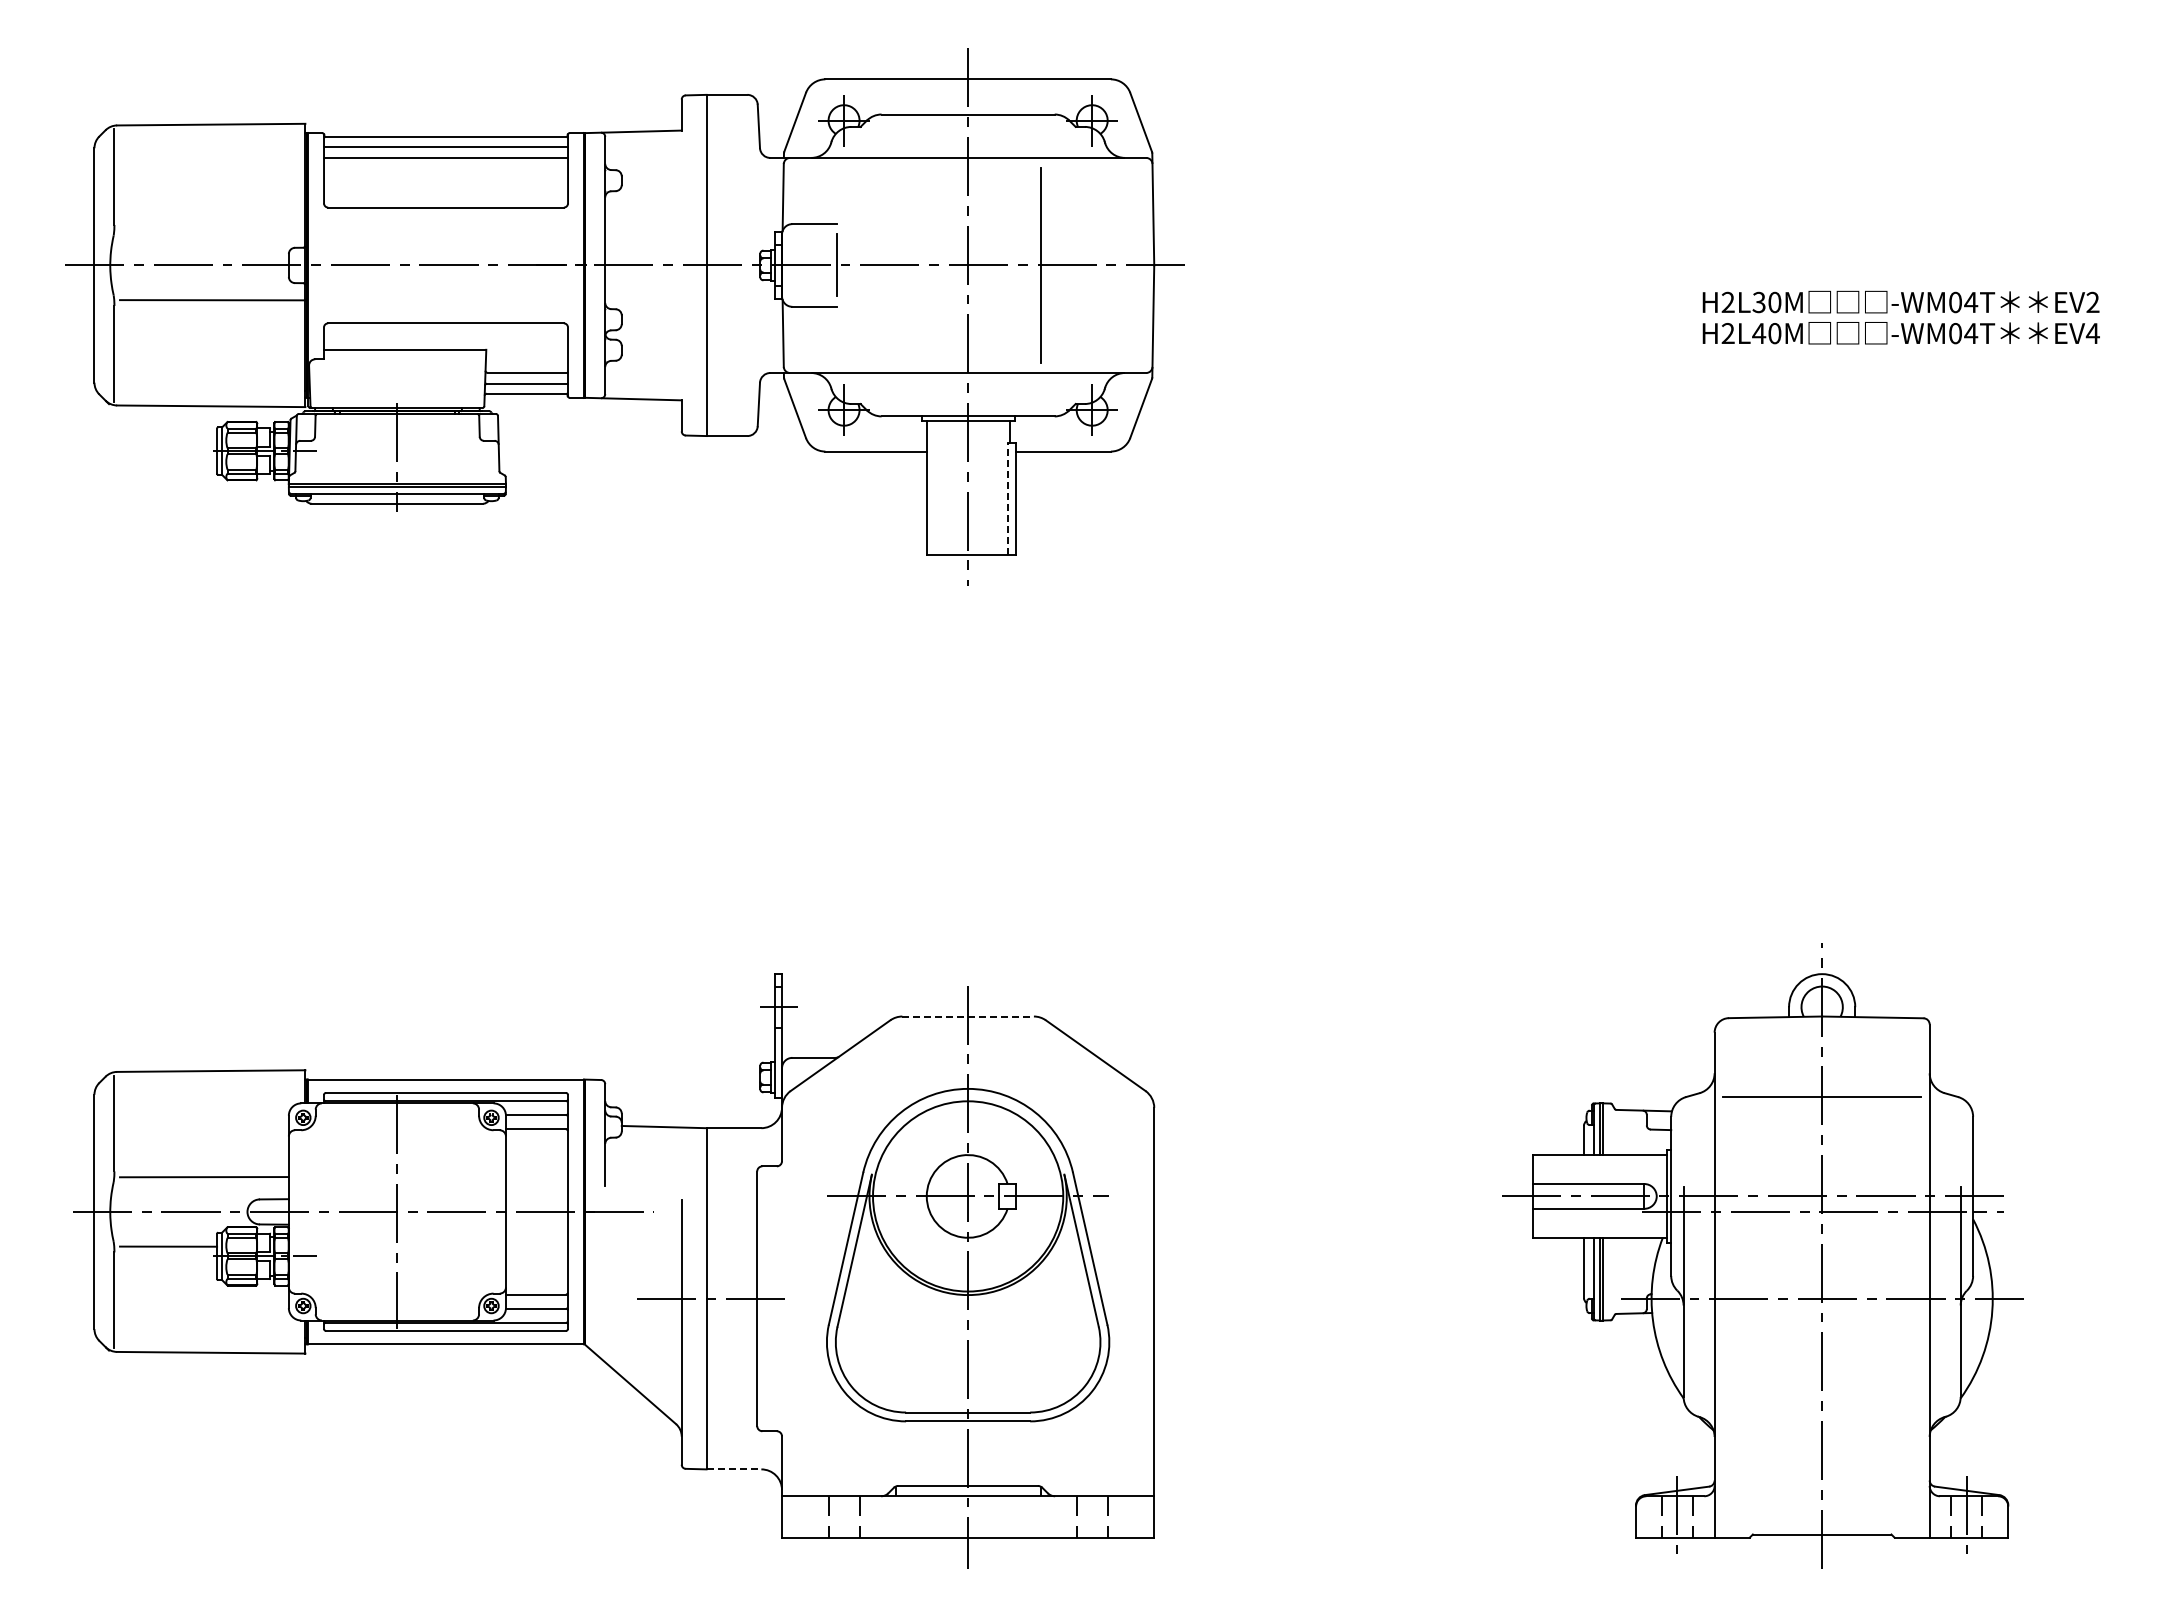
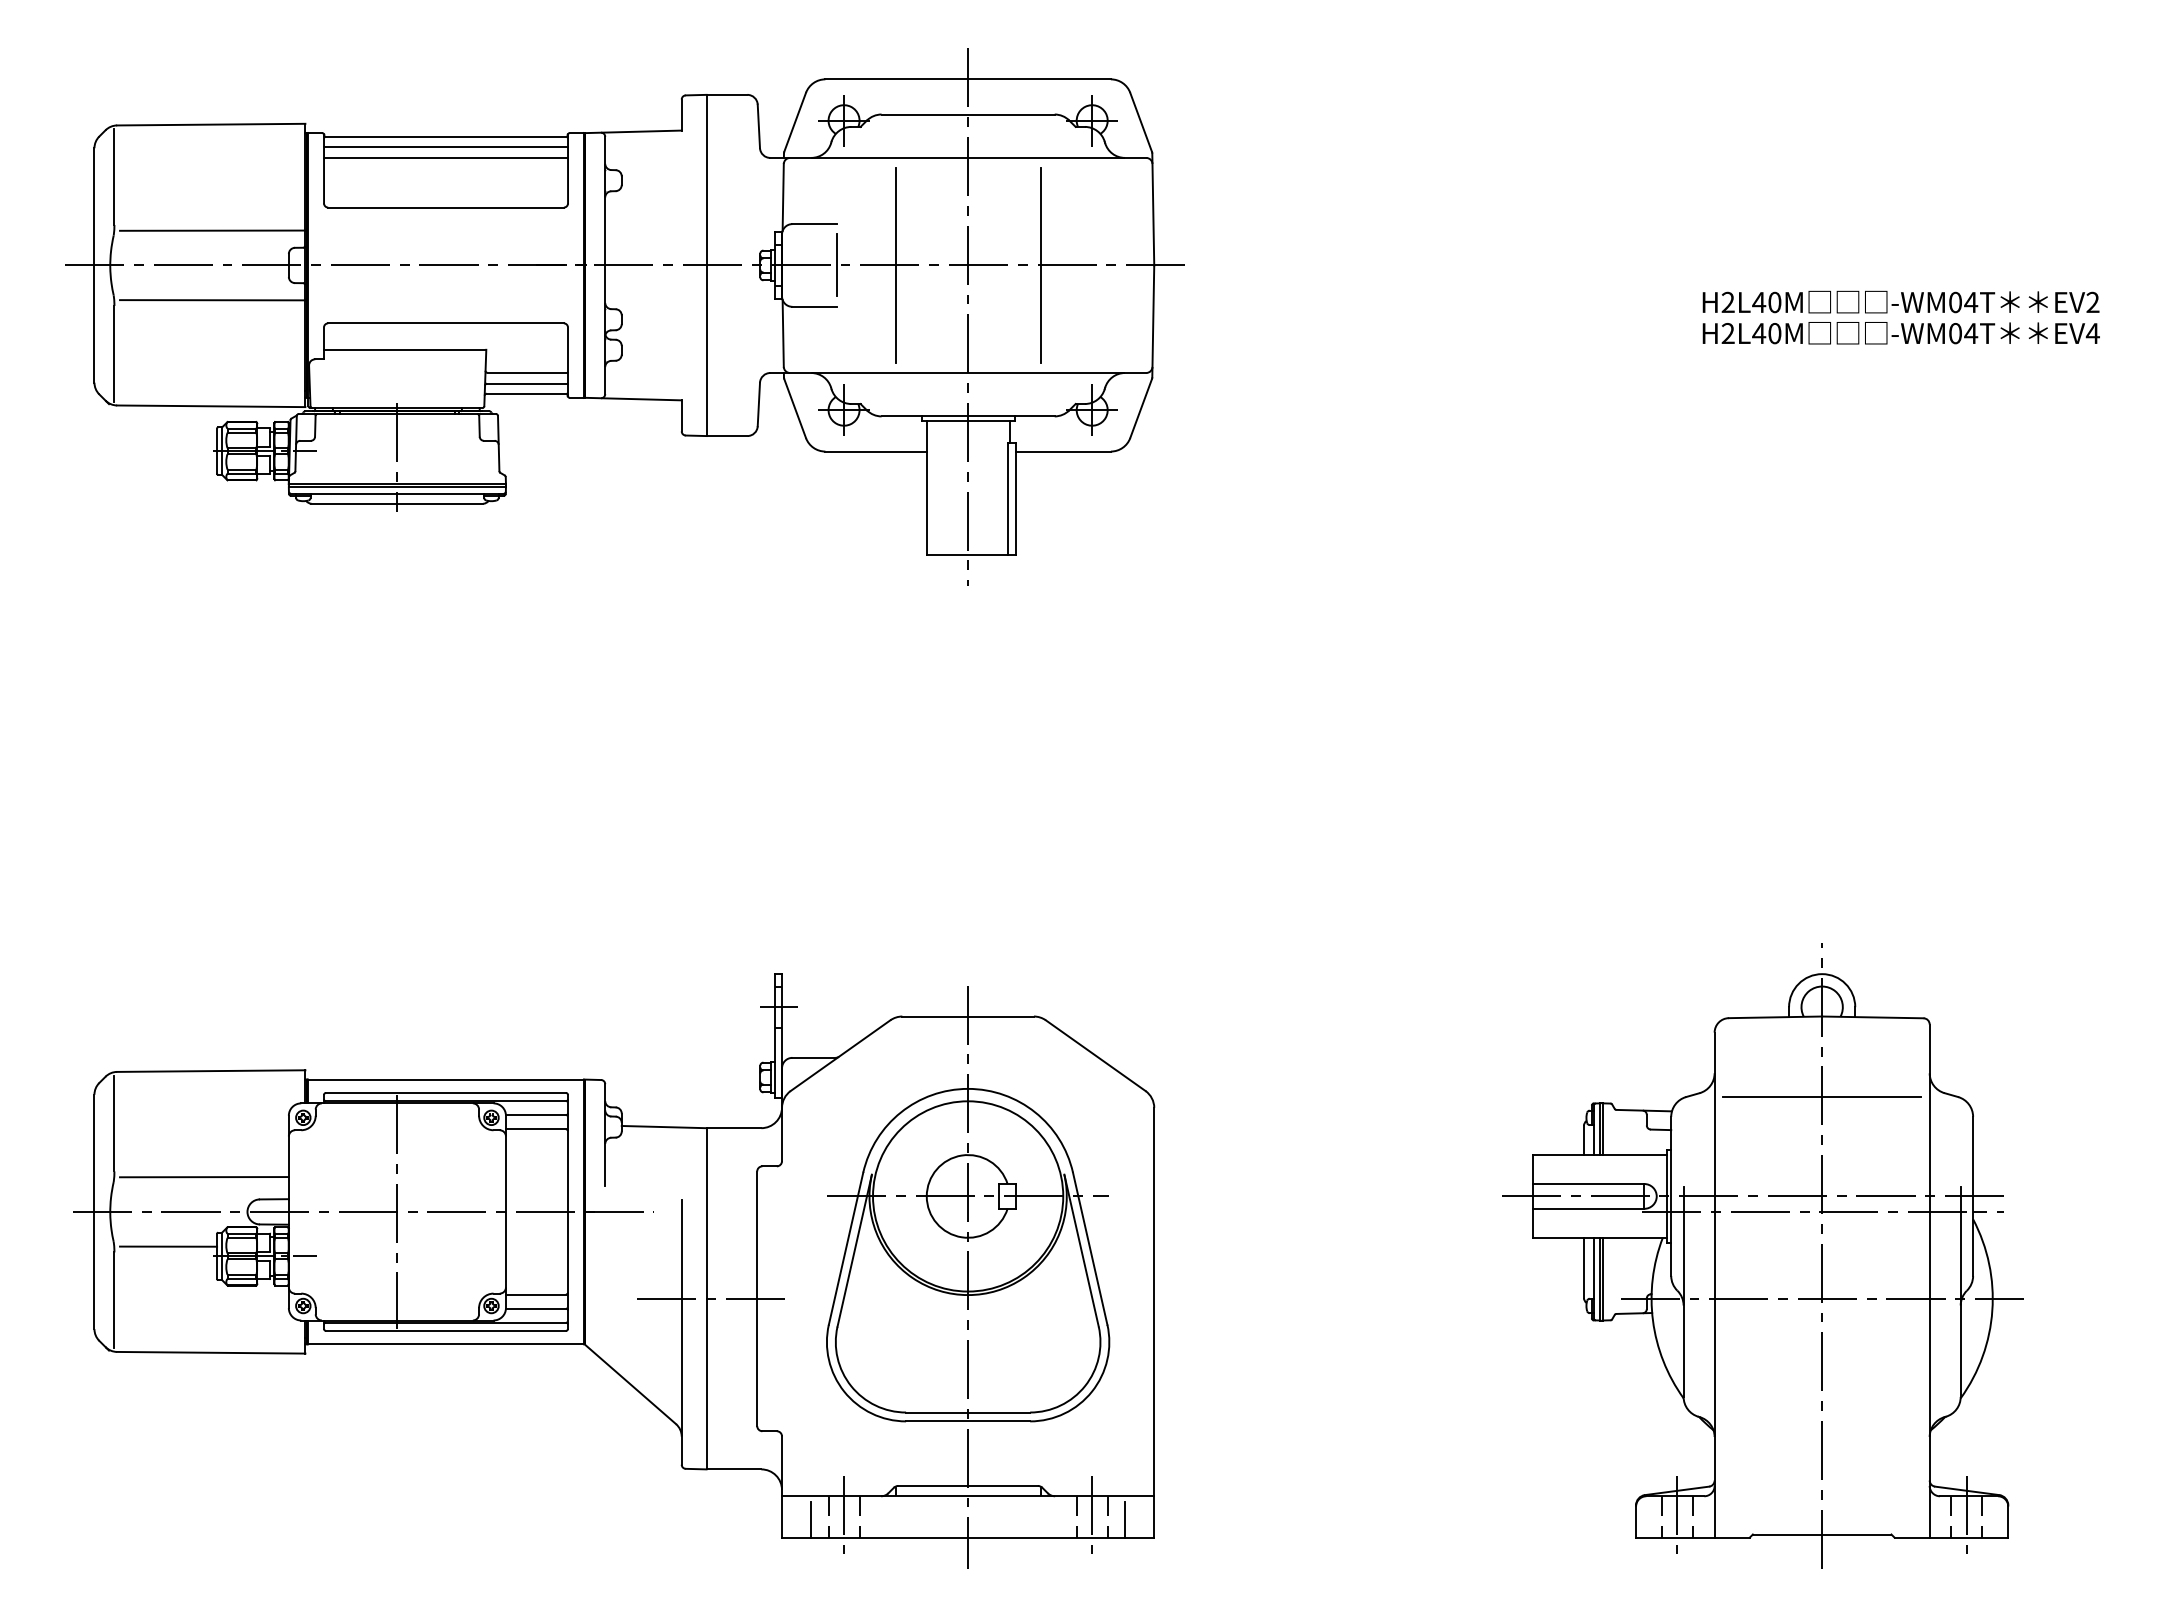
line: none -> present (212, 230)
line: none -> present (895, 265)
text: H2L30M -> H2L40M (1759, 302)
line: dashed -> solid (1007, 499)
line: dashed -> solid (968, 1016)
line: dashed -> solid (734, 1469)
line: none -> present (844, 1516)
line: none -> present (1092, 1516)
line: none -> present (810, 1519)
line: none -> present (1125, 1519)
